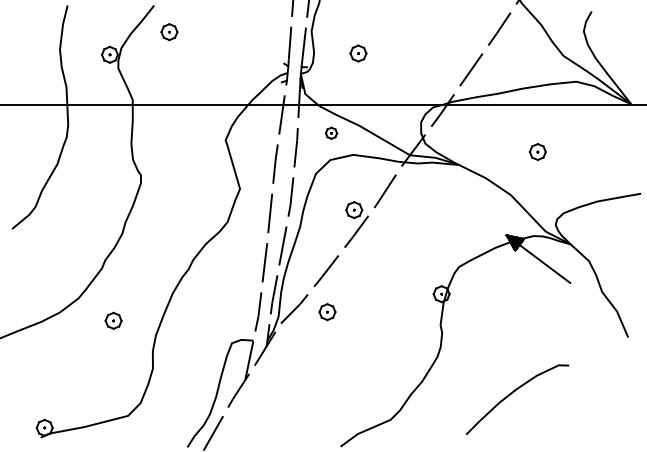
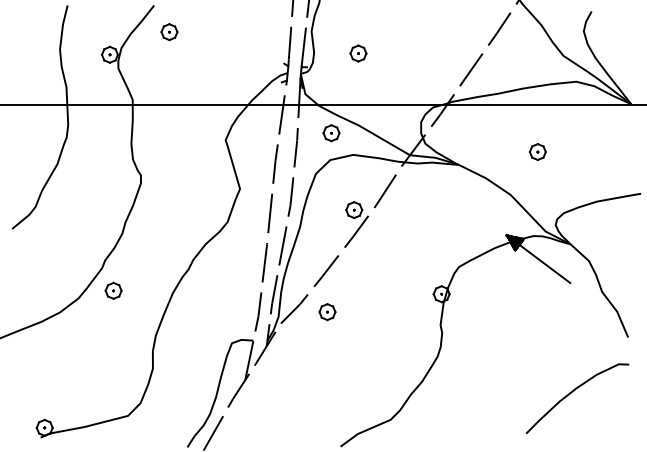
part size: 15x14 px -> 19x19 px (331, 133)
part position: (113, 320) -> (113, 290) (113, 290)
curve position: (514, 392) -> (574, 391) (574, 391)
